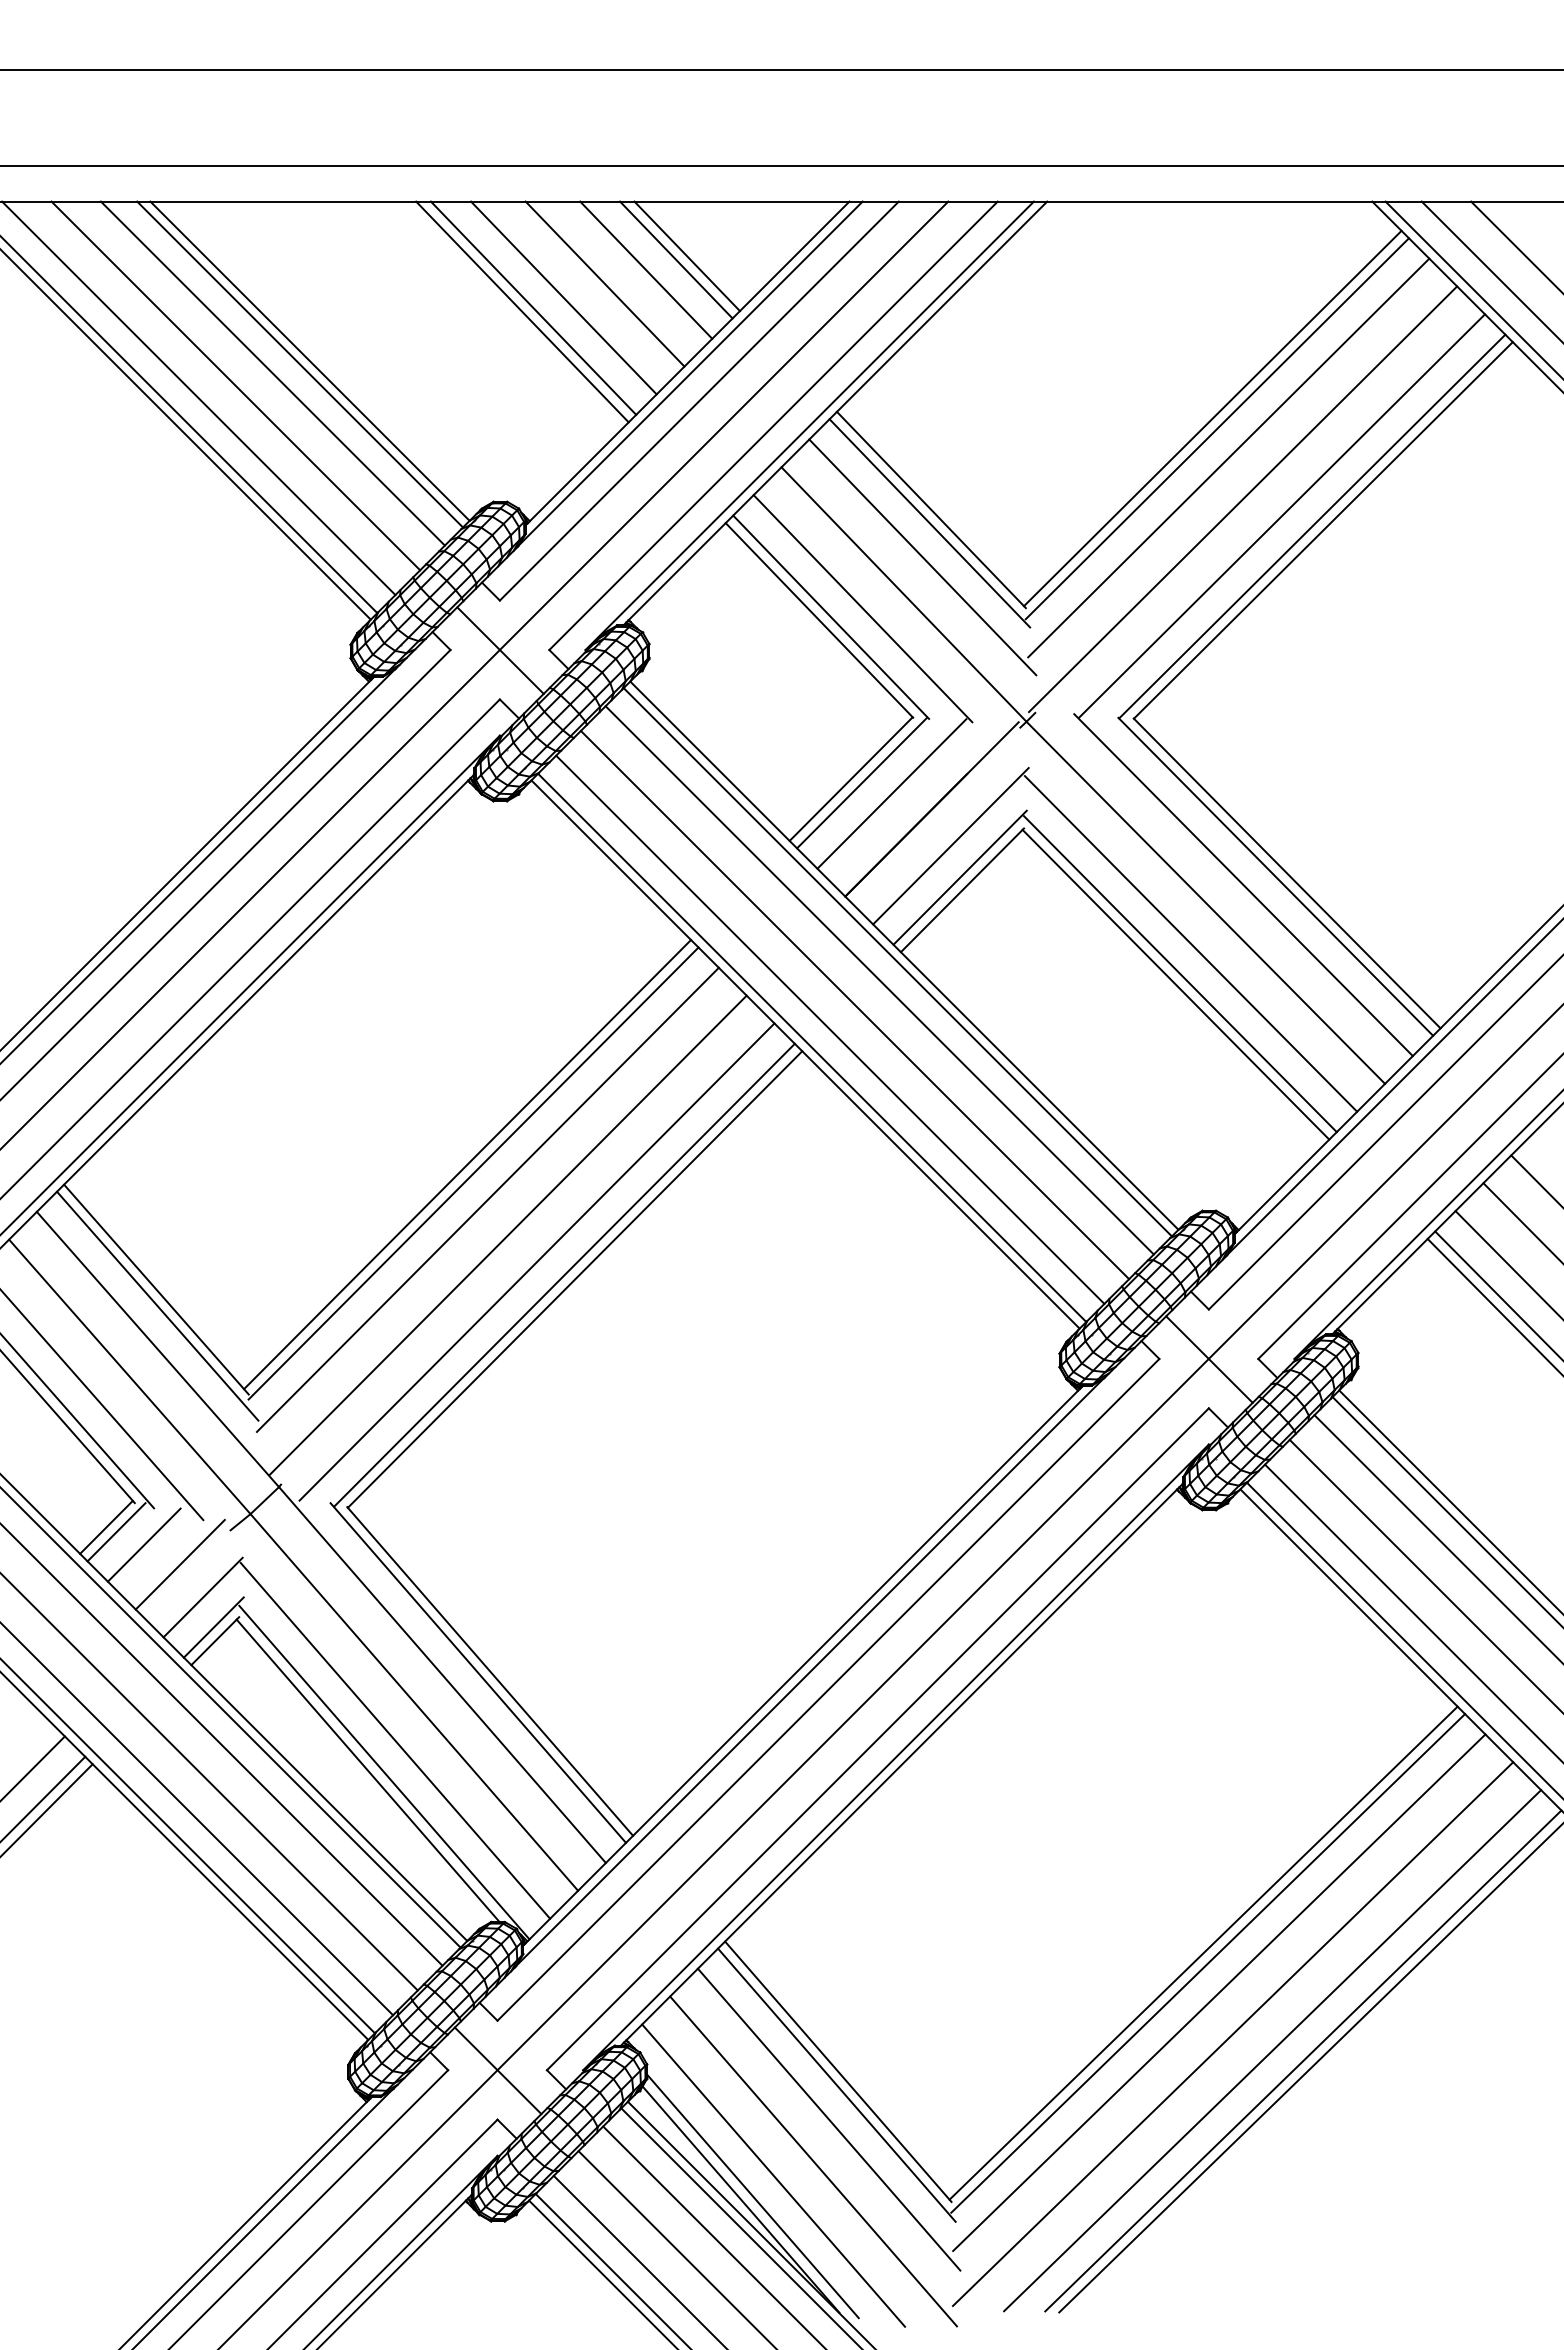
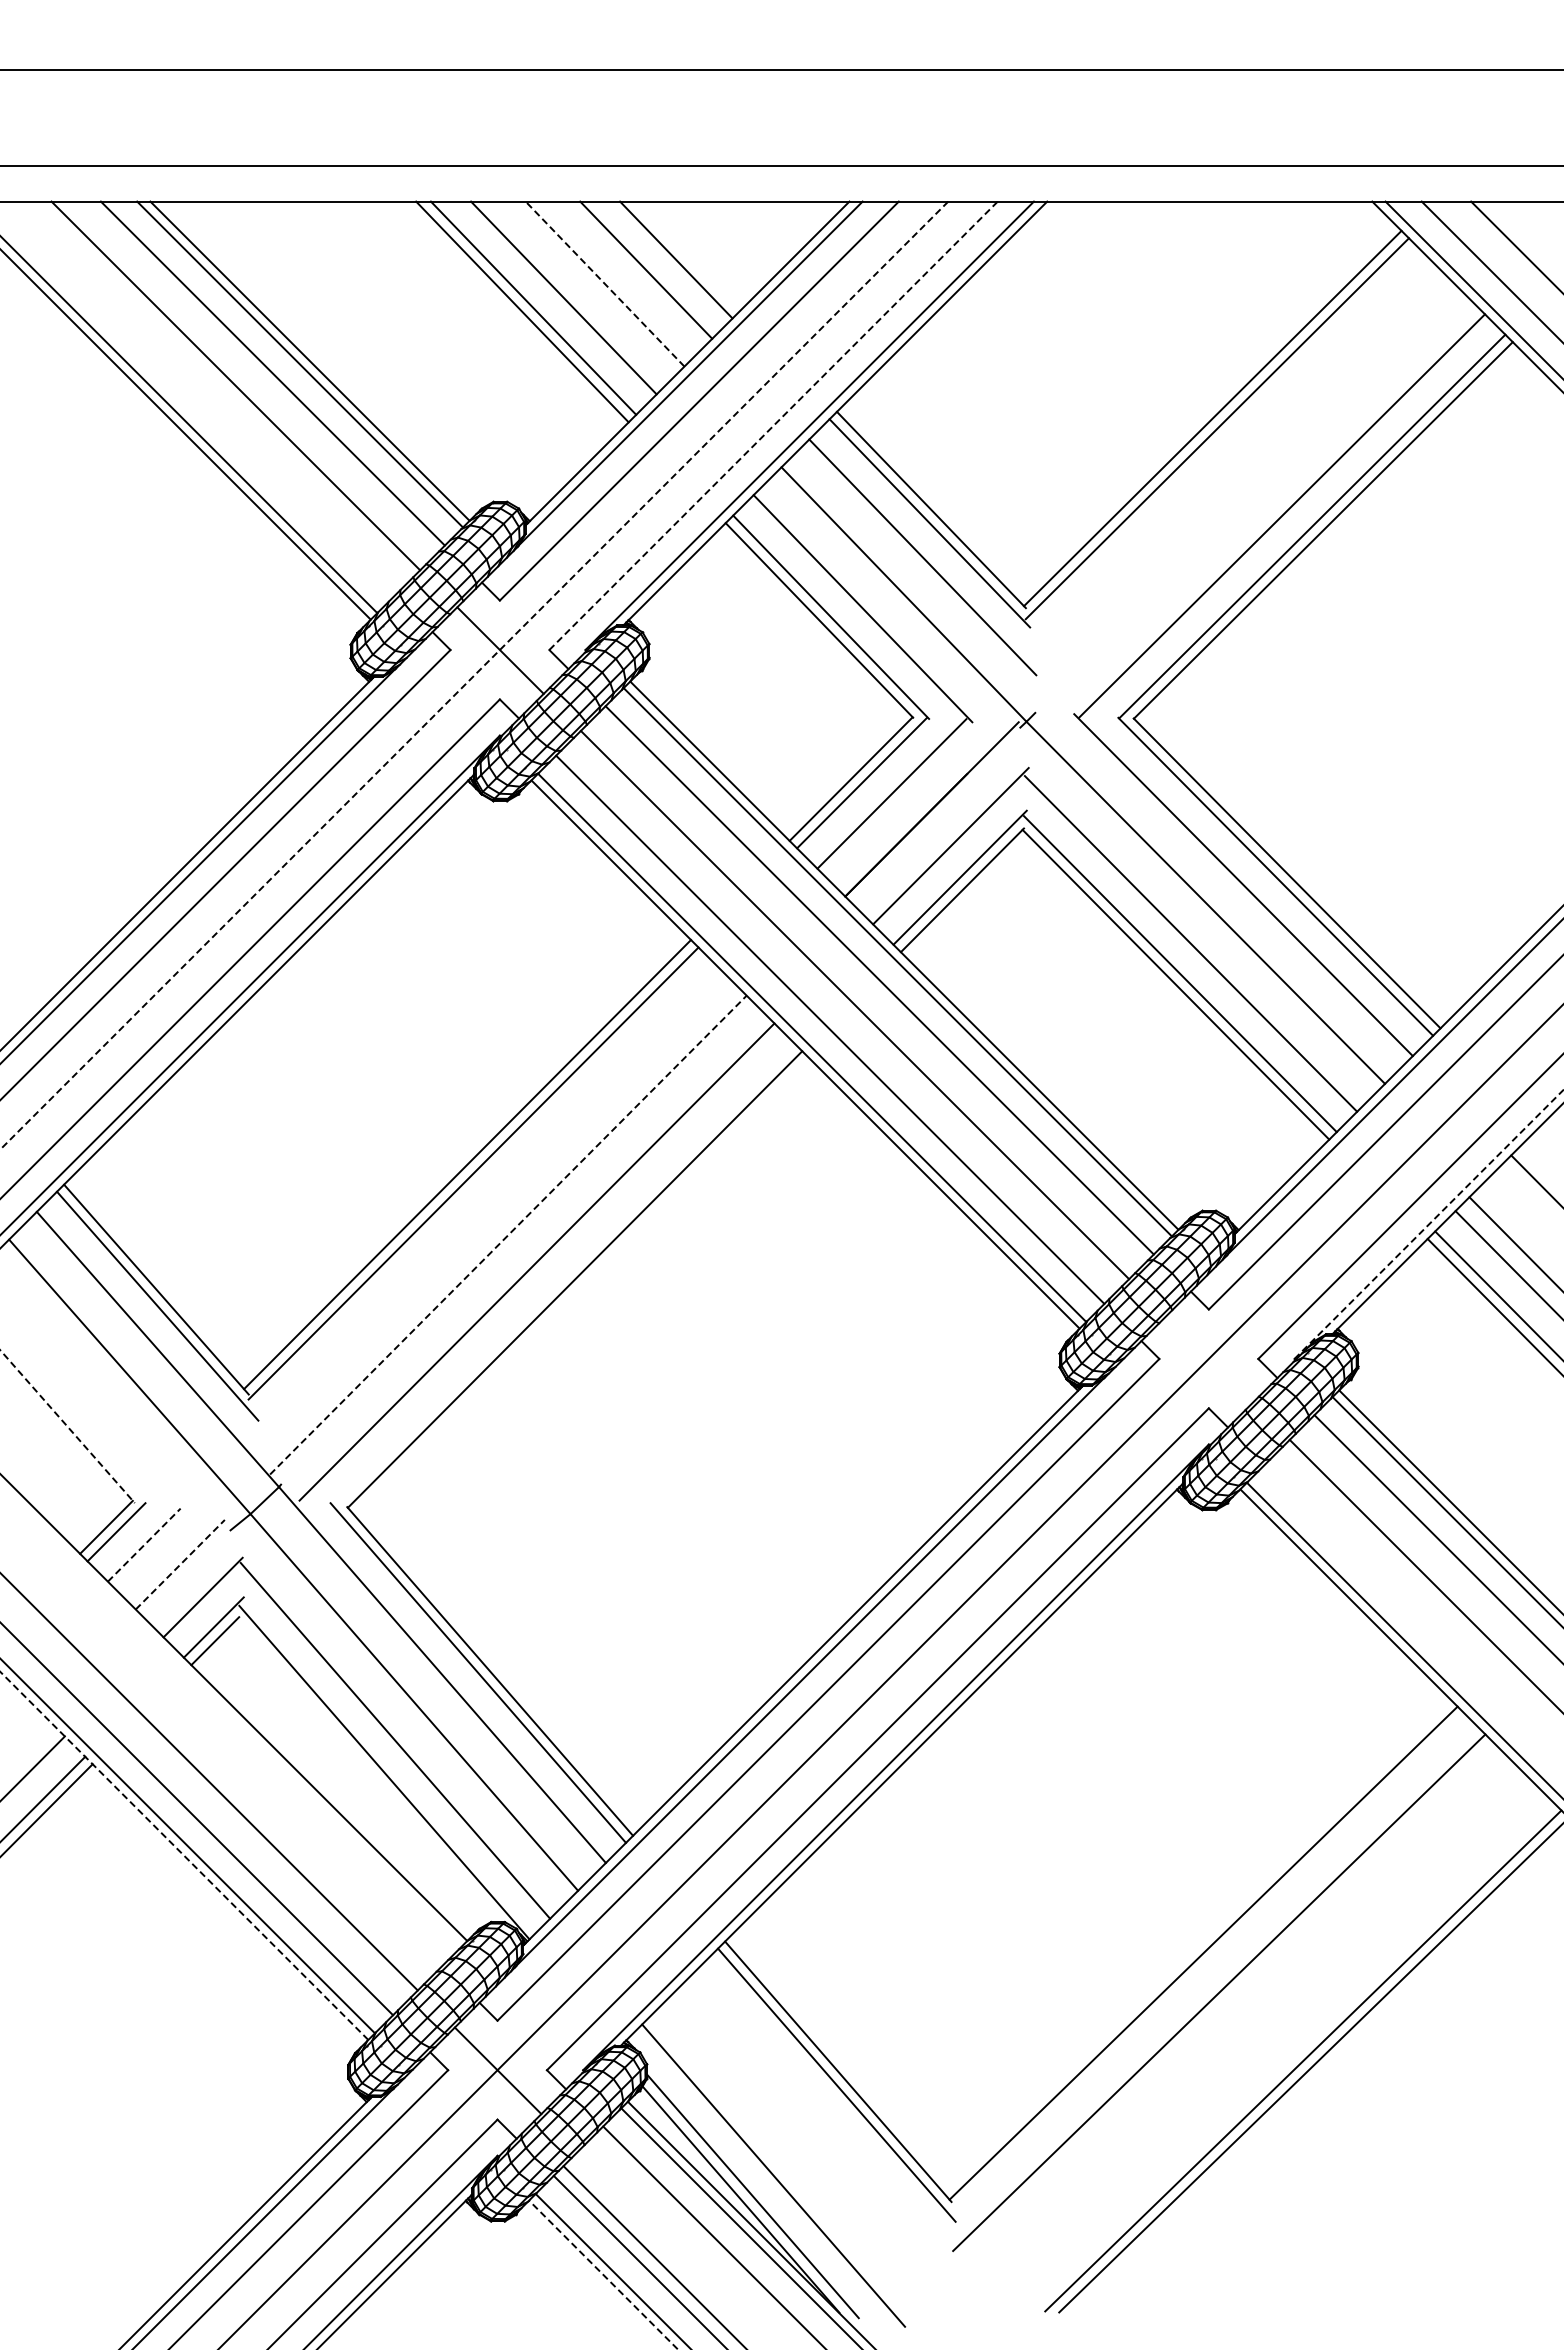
line: present -> none (686, 256)
line: solid -> dashed (605, 284)
line: present -> none (198, 398)
line: solid -> dashed (773, 425)
line: present -> none (1228, 457)
line: present -> none (1242, 499)
line: solid -> dashed (473, 676)
line: present -> none (487, 1199)
line position: (1521, 1222) -> (1514, 1243) (1514, 1243)
line: solid -> dashed (1429, 1223)
line: solid -> dashed (508, 1235)
line: present -> none (564, 1274)
line: present -> none (1209, 1359)
line: present -> none (102, 1405)
line: present -> none (78, 1421)
line: solid -> dashed (67, 1426)
line: solid -> dashed (144, 1545)
line: solid -> dashed (180, 1564)
line: present -> none (1412, 1612)
line: present -> none (231, 1718)
line: present -> none (222, 1745)
line: present -> none (367, 1770)
line: solid -> dashed (183, 1855)
line: present -> none (1208, 1963)
line: present -> none (1232, 2034)
line: present -> none (1272, 2050)
line: present -> none (828, 2119)
line: present -> none (813, 2161)
line position: (675, 2248) -> (653, 2256) (653, 2256)
line: solid -> dashed (603, 2274)
